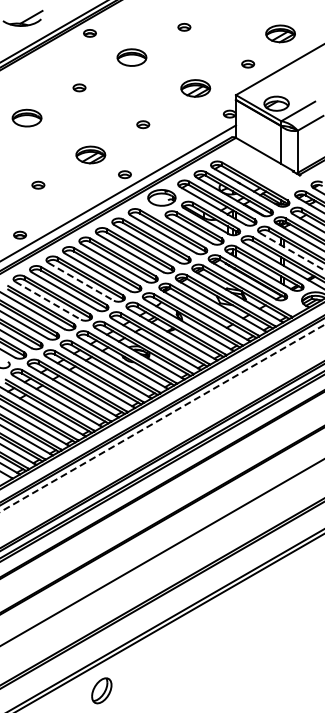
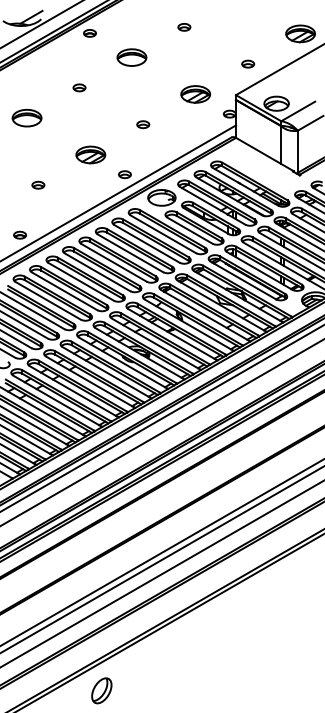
line: none -> present (41, 24)
part position: (280, 33) -> (300, 33) (300, 33)
part position: (195, 88) -> (195, 94) (195, 94)
line: dashed -> solid (292, 252)
line: dashed -> solid (81, 281)
line: dashed -> solid (48, 300)
line: dashed -> solid (162, 418)
line: none -> present (161, 432)
line: none -> present (161, 560)
line: none -> present (161, 574)
